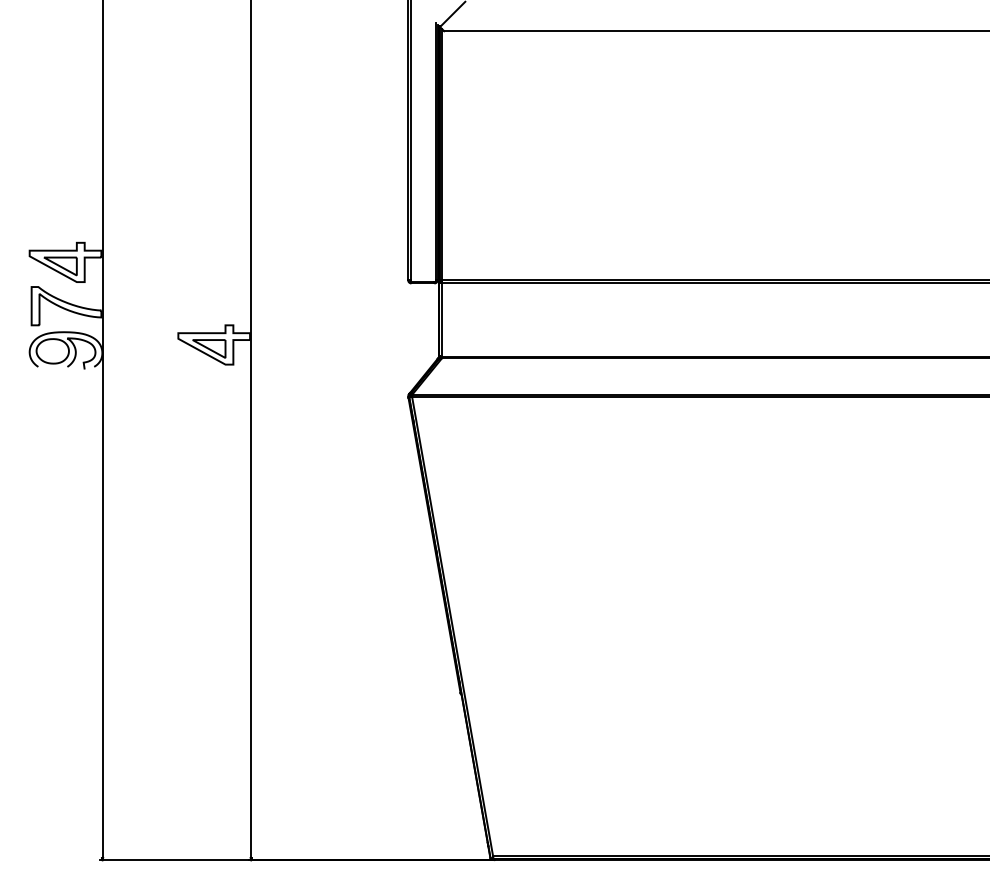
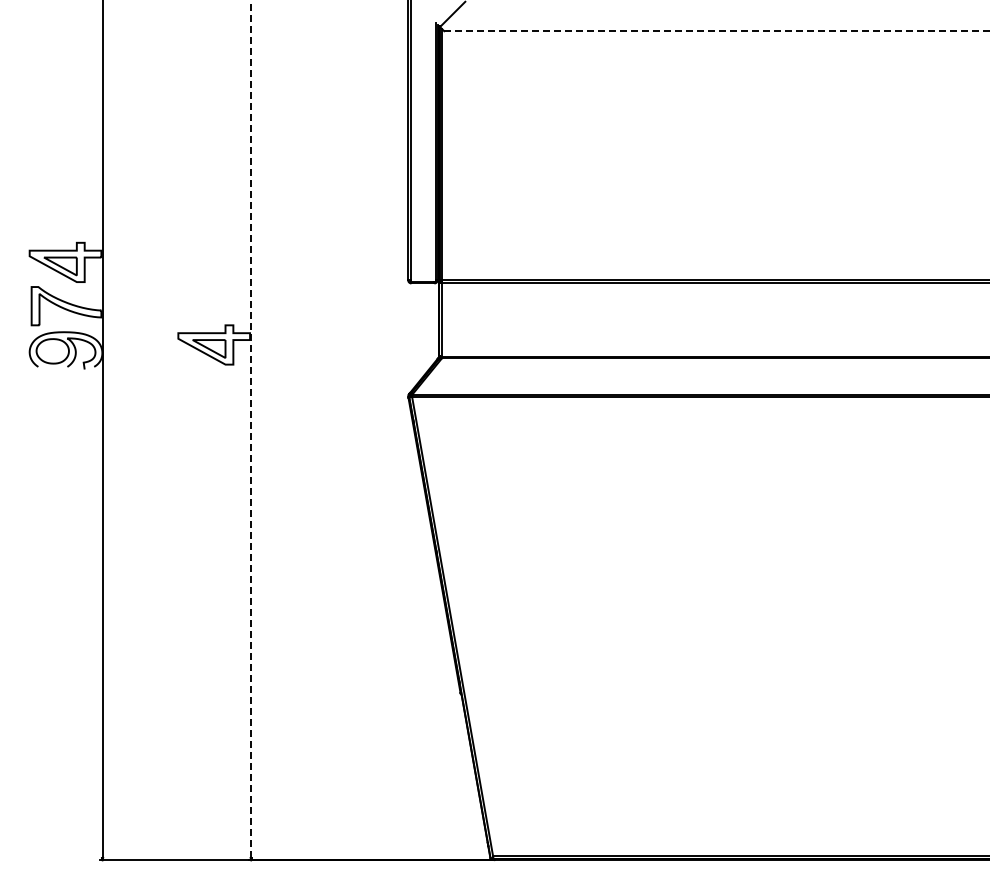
line: solid -> dashed (717, 31)
line: solid -> dashed (251, 429)
